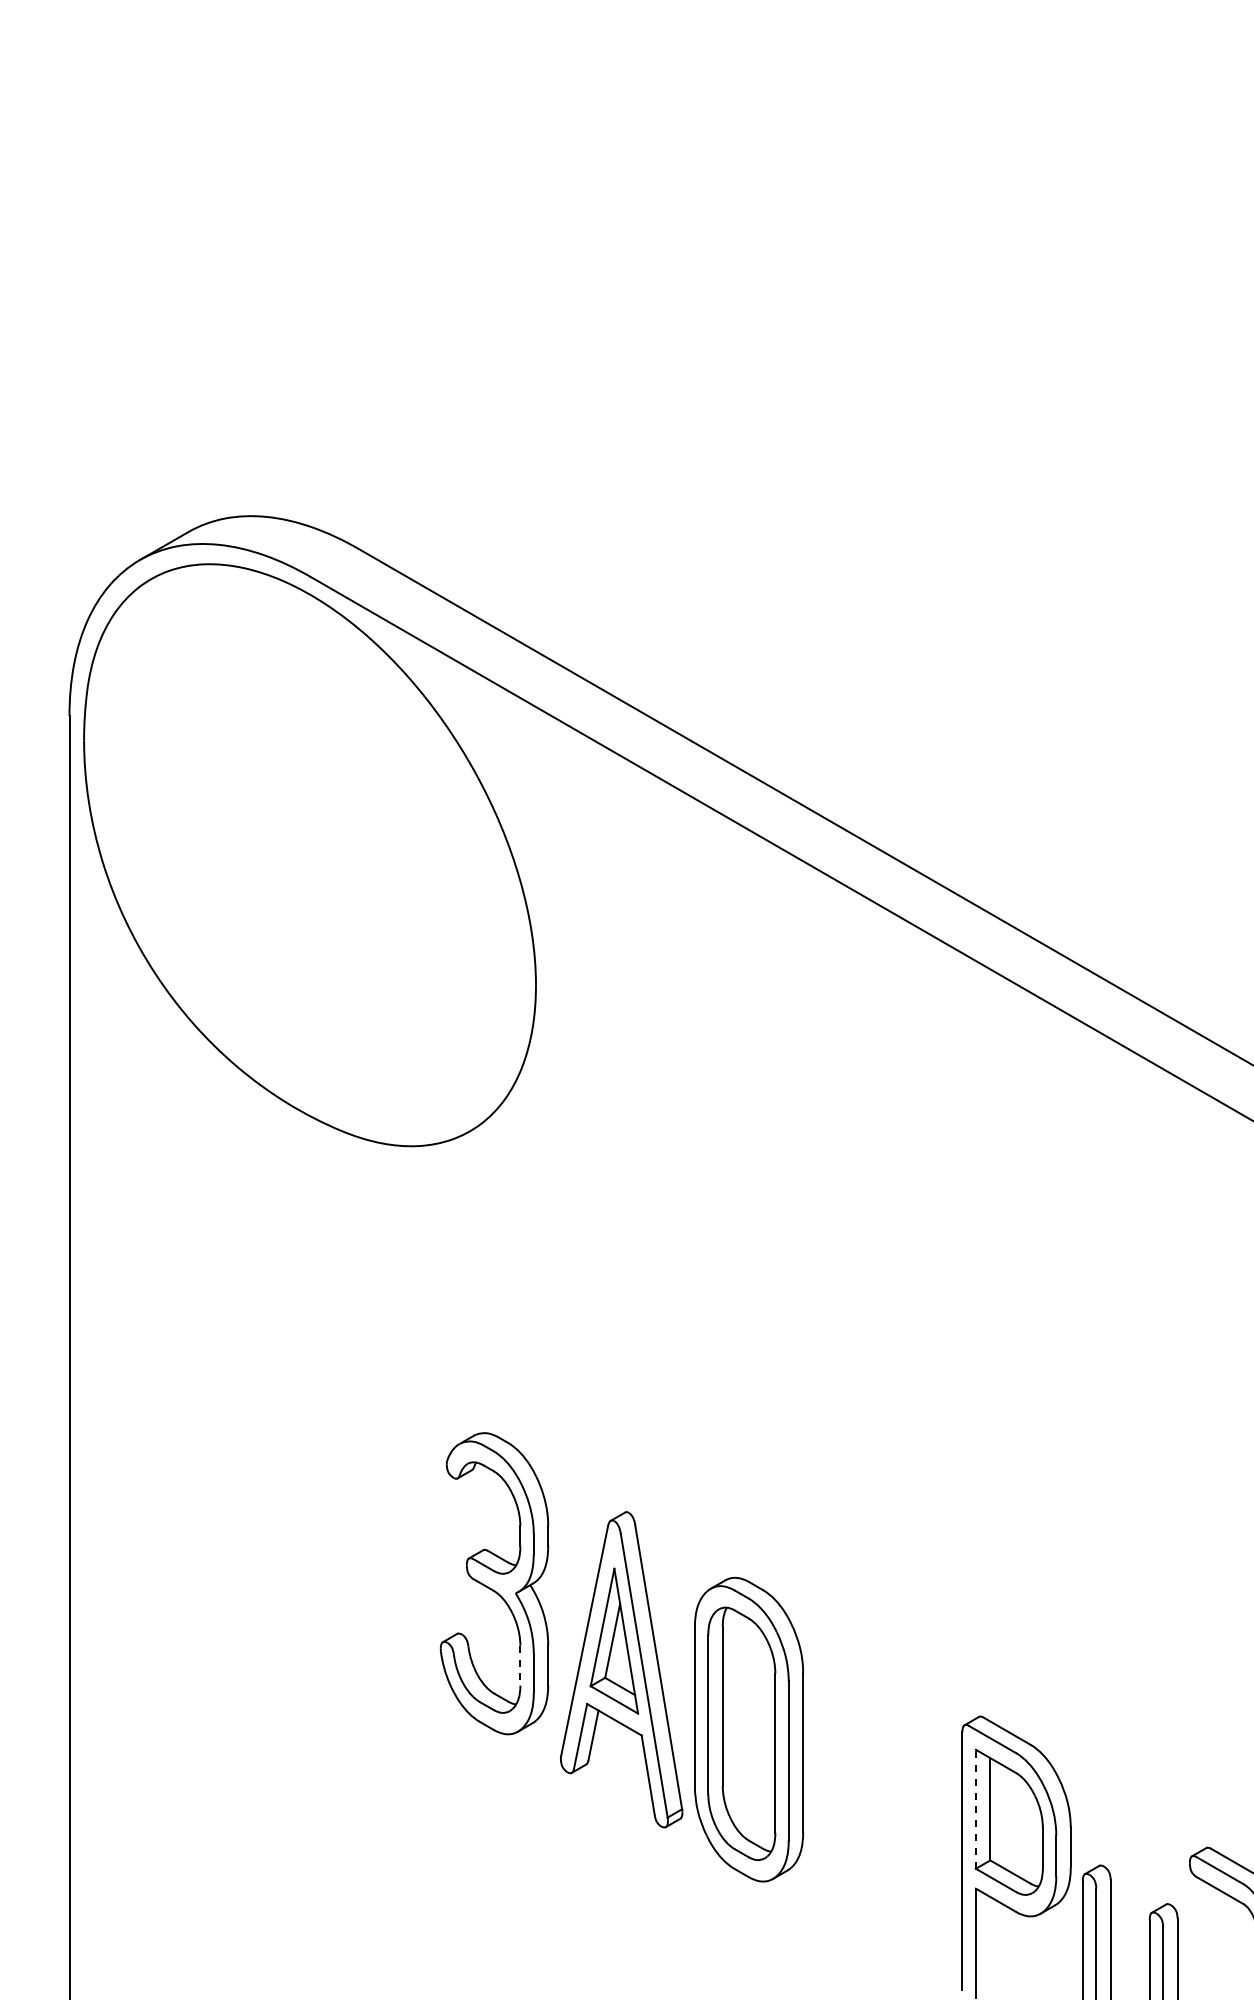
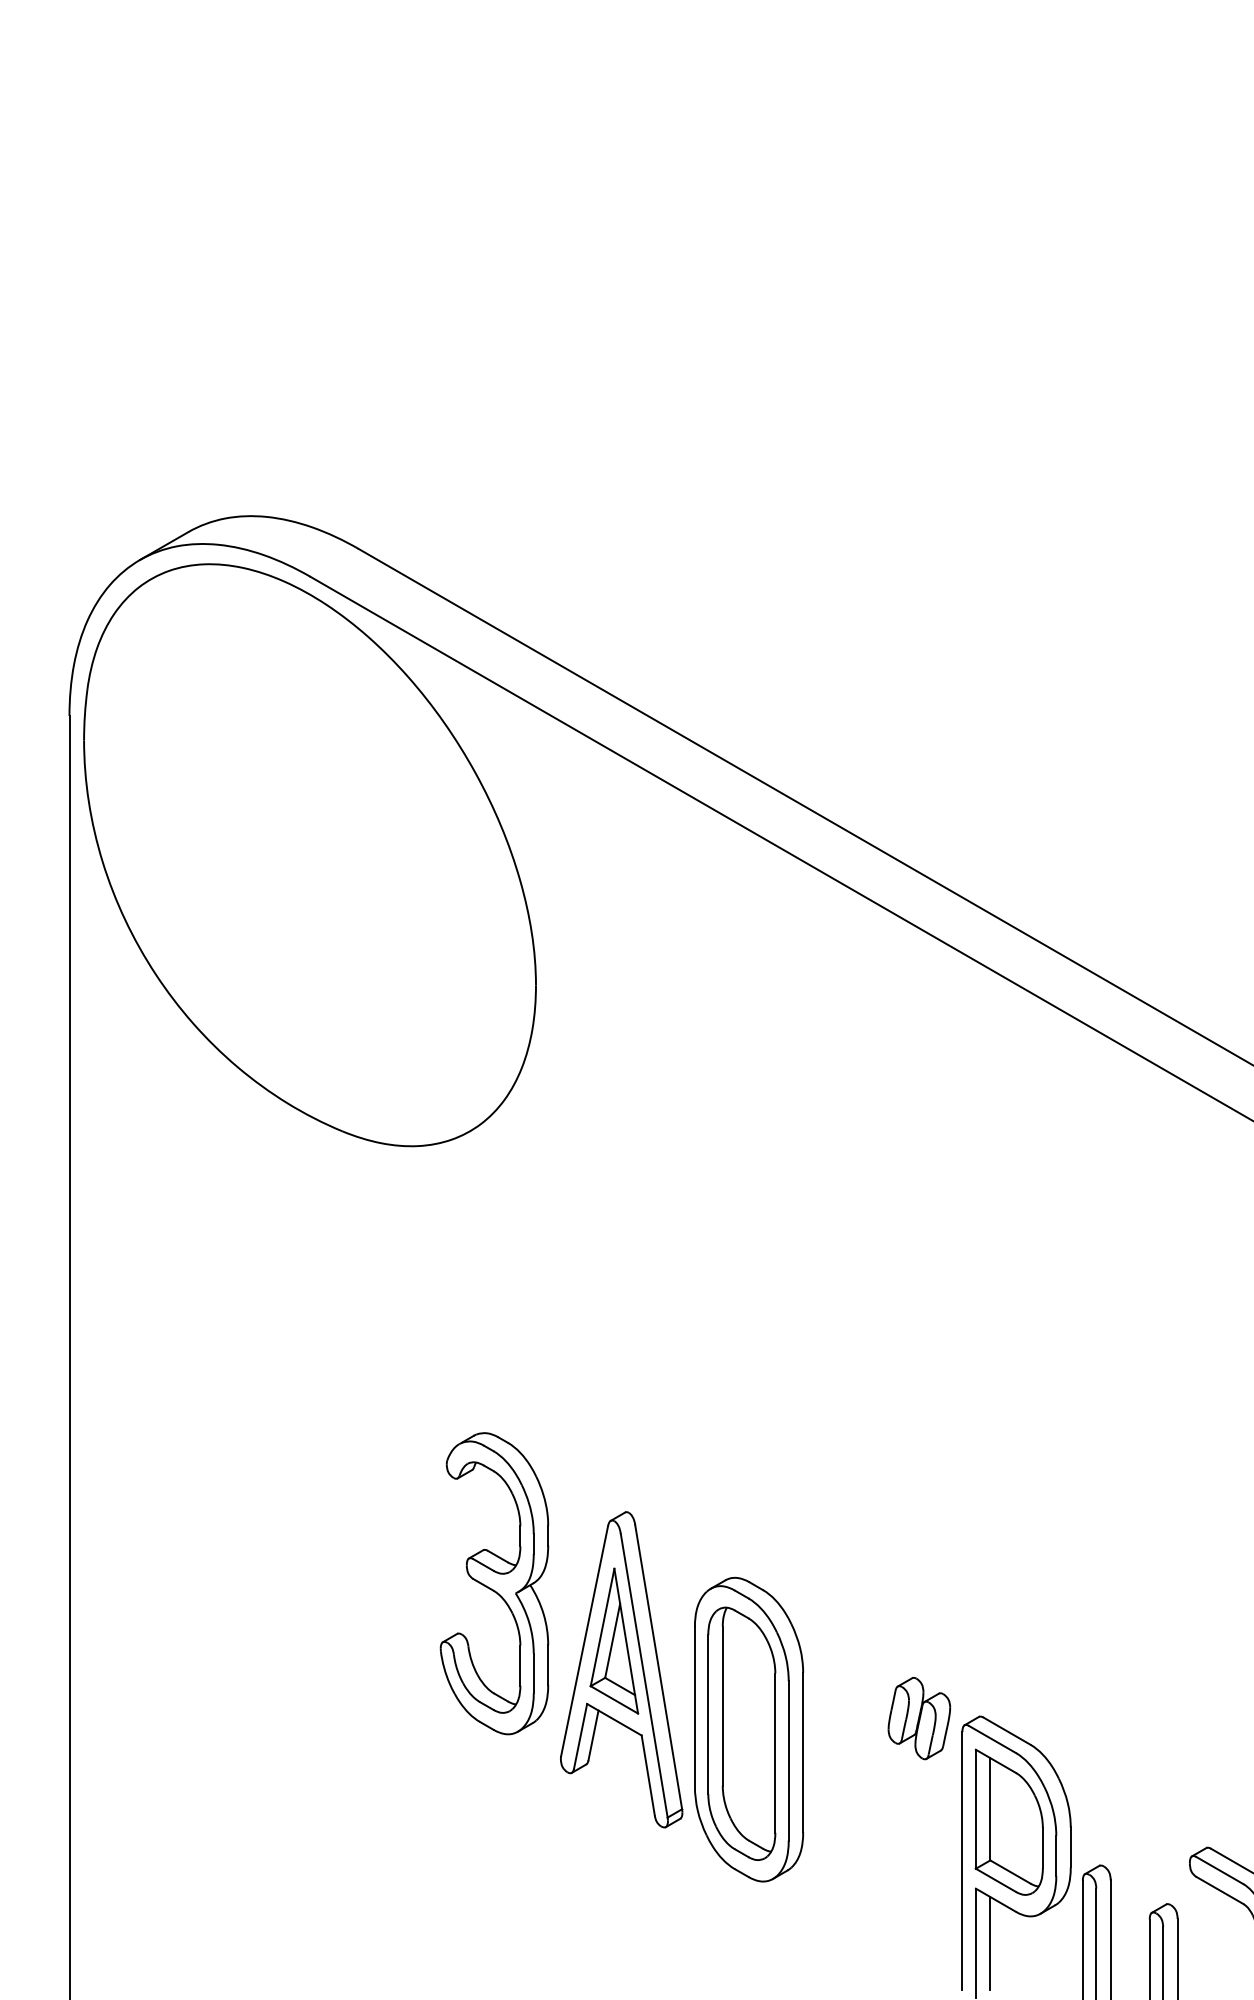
line: dashed -> solid (520, 1665)
part: none -> present (919, 1718)
line: dashed -> solid (975, 1808)
line: none -> present (990, 1942)
